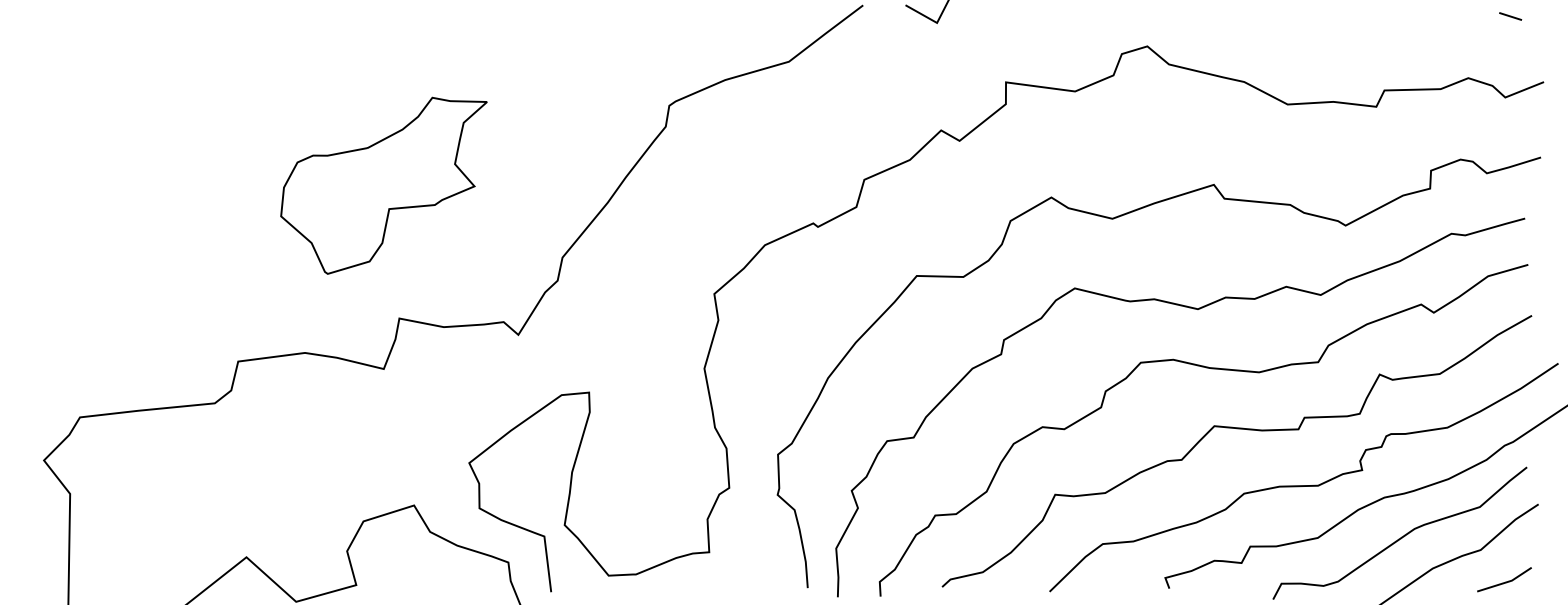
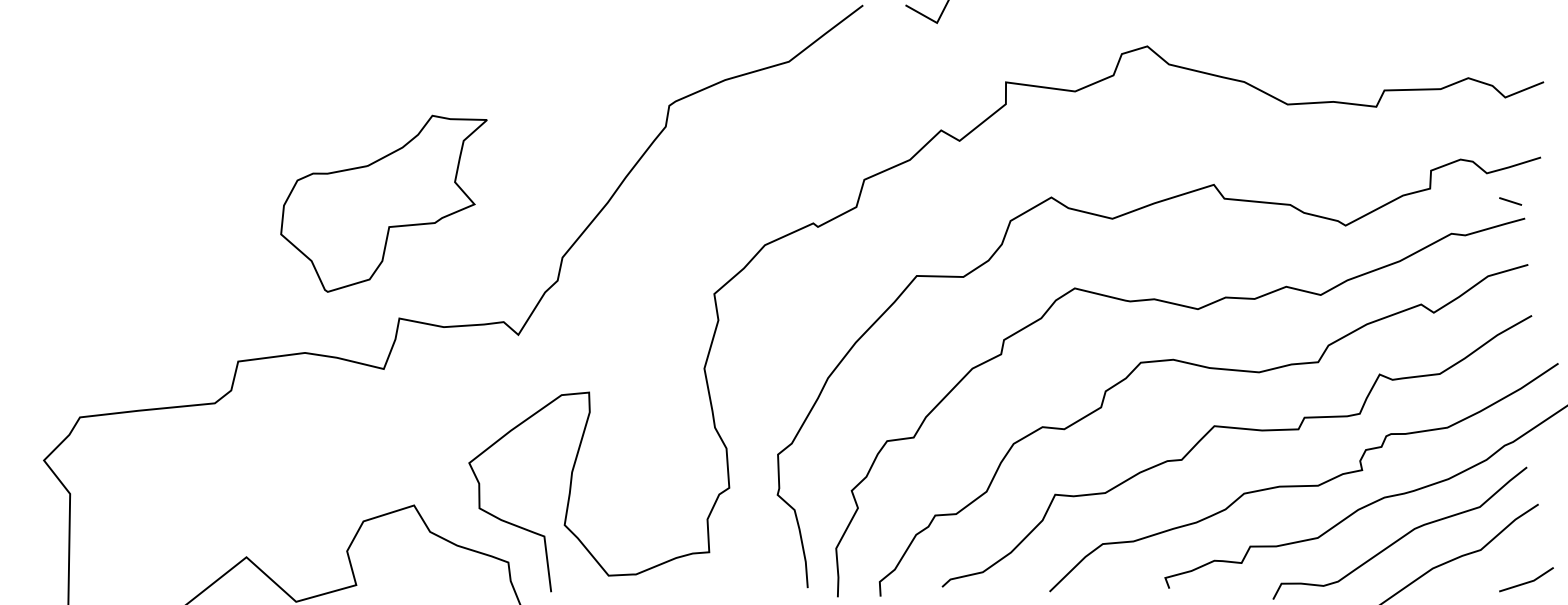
line position: (1510, 16) -> (1510, 201) (1510, 201)
part position: (383, 185) -> (383, 203) (383, 203)
line position: (1505, 581) -> (1527, 581) (1527, 581)
